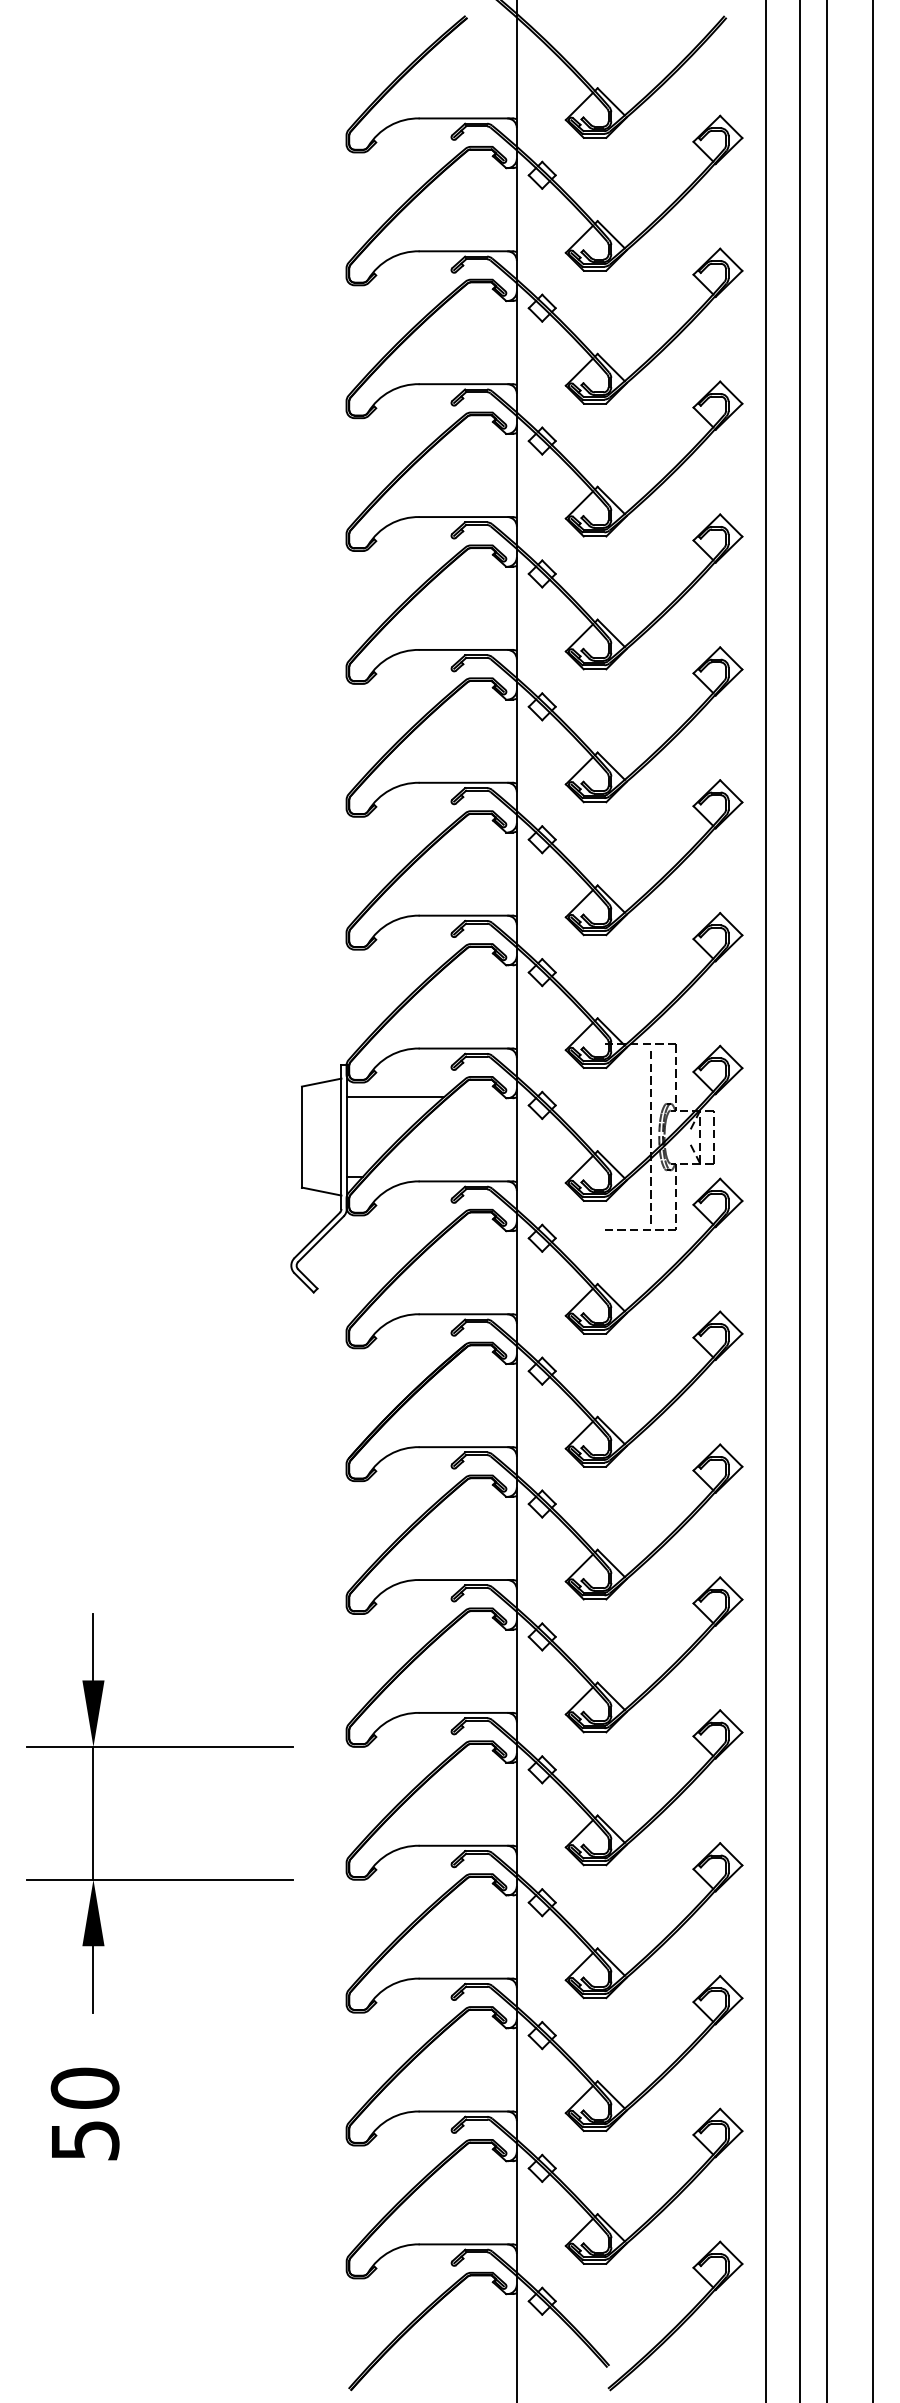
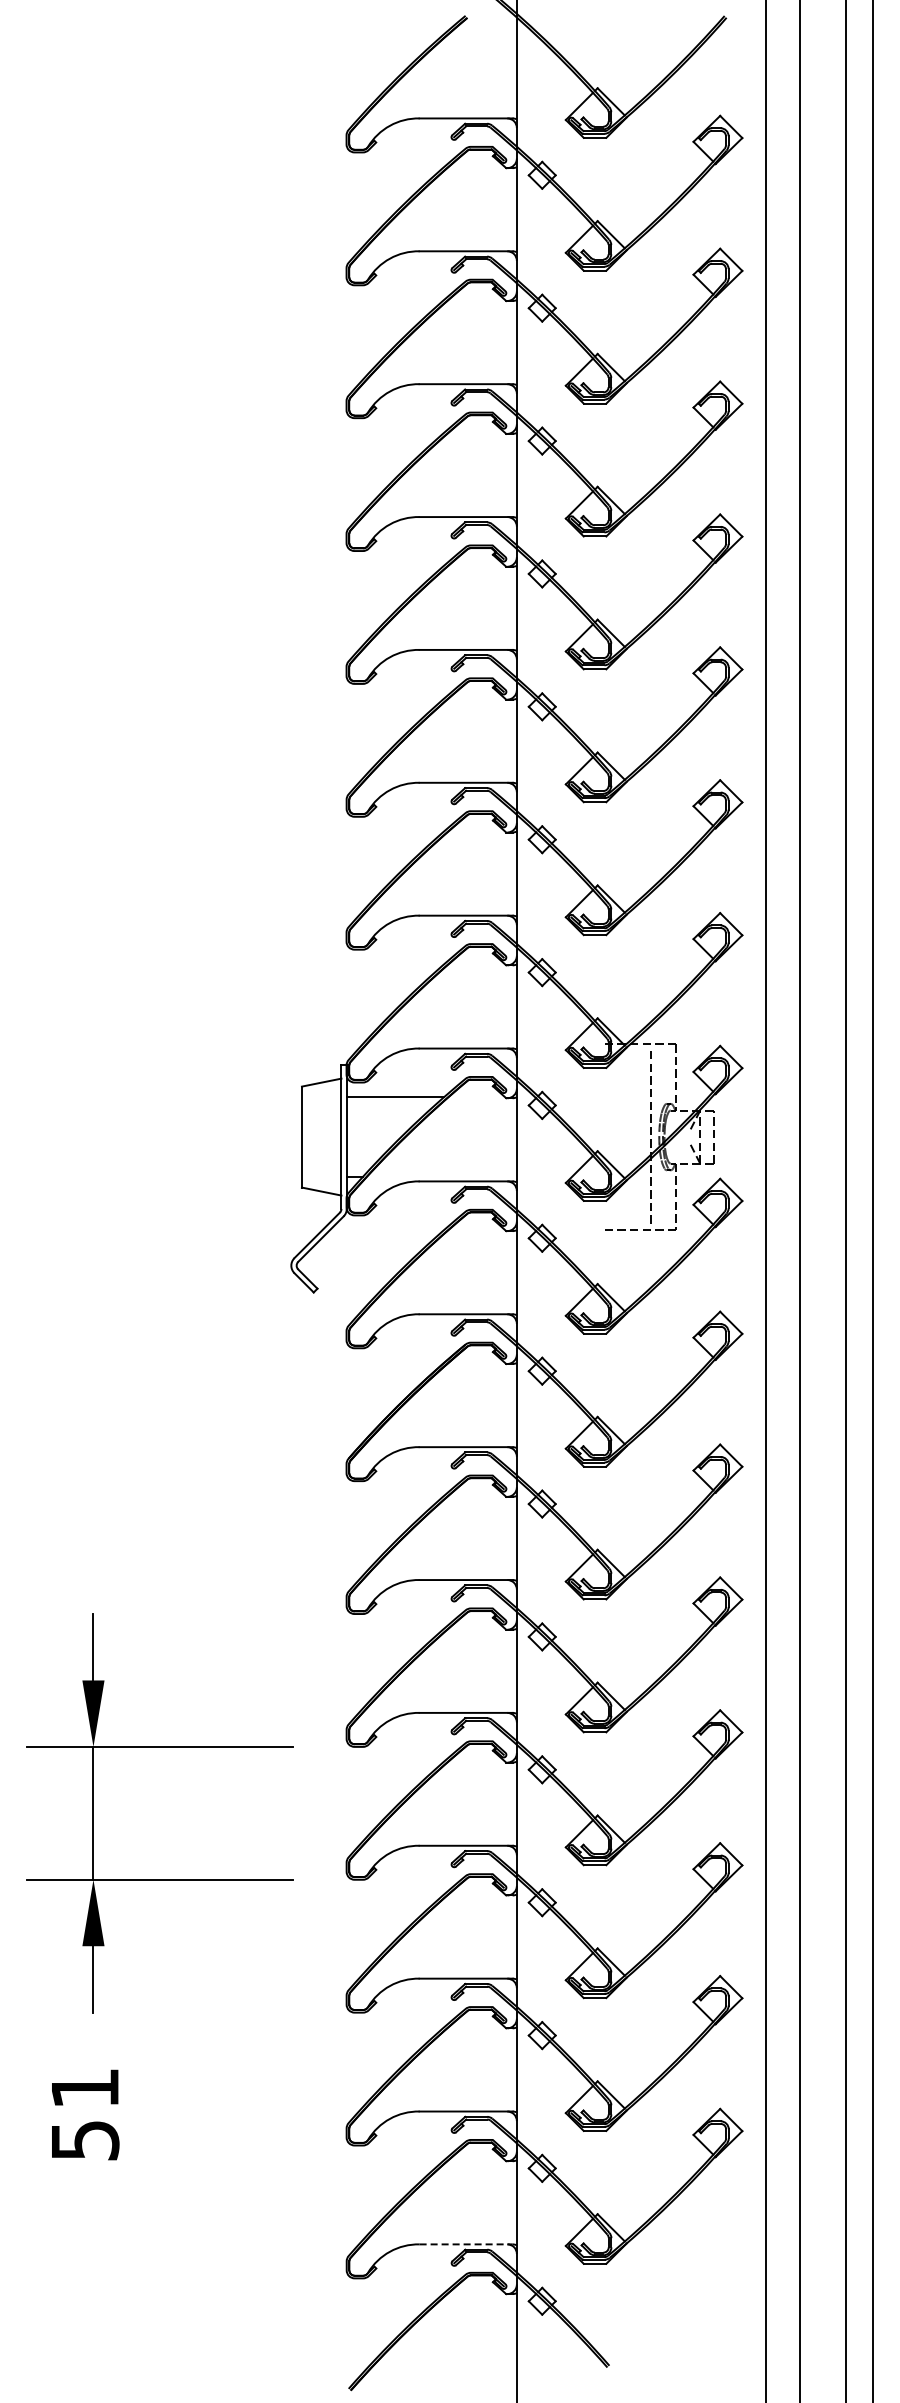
line position: (826, 1200) -> (845, 1200) (845, 1200)
text: 50 -> 51 (84, 2087)
line: solid -> dashed (466, 2244)
part: present -> none (680, 2320)
